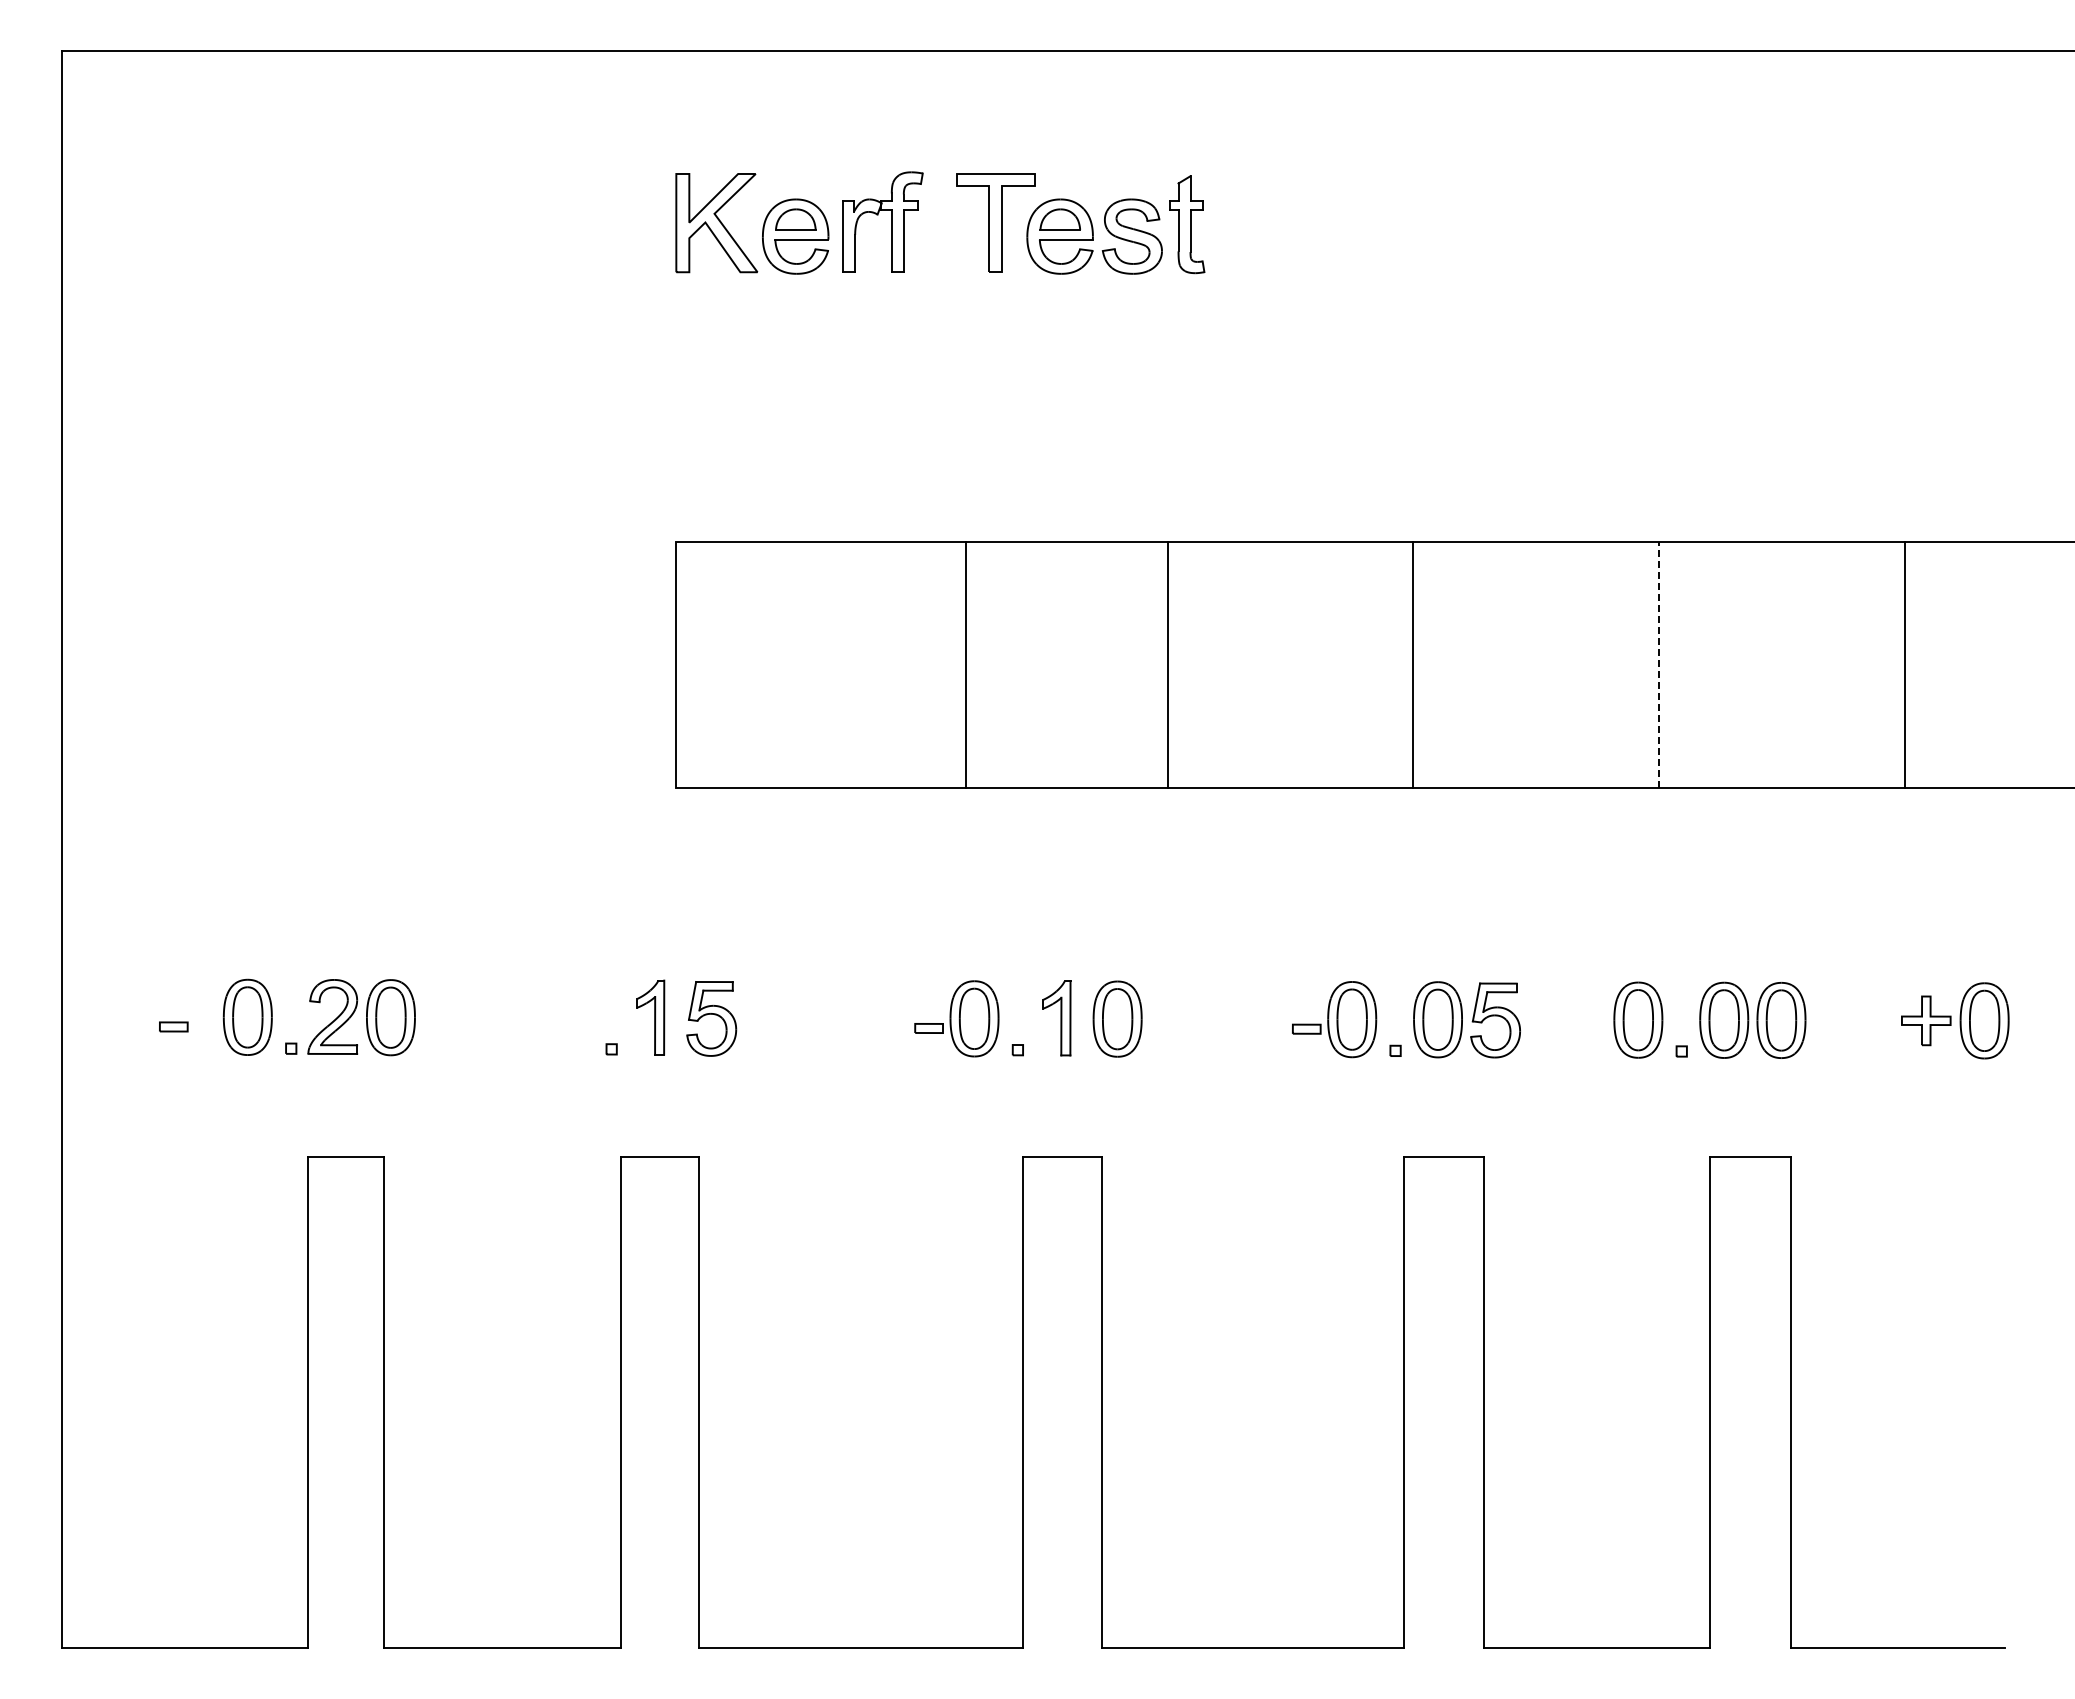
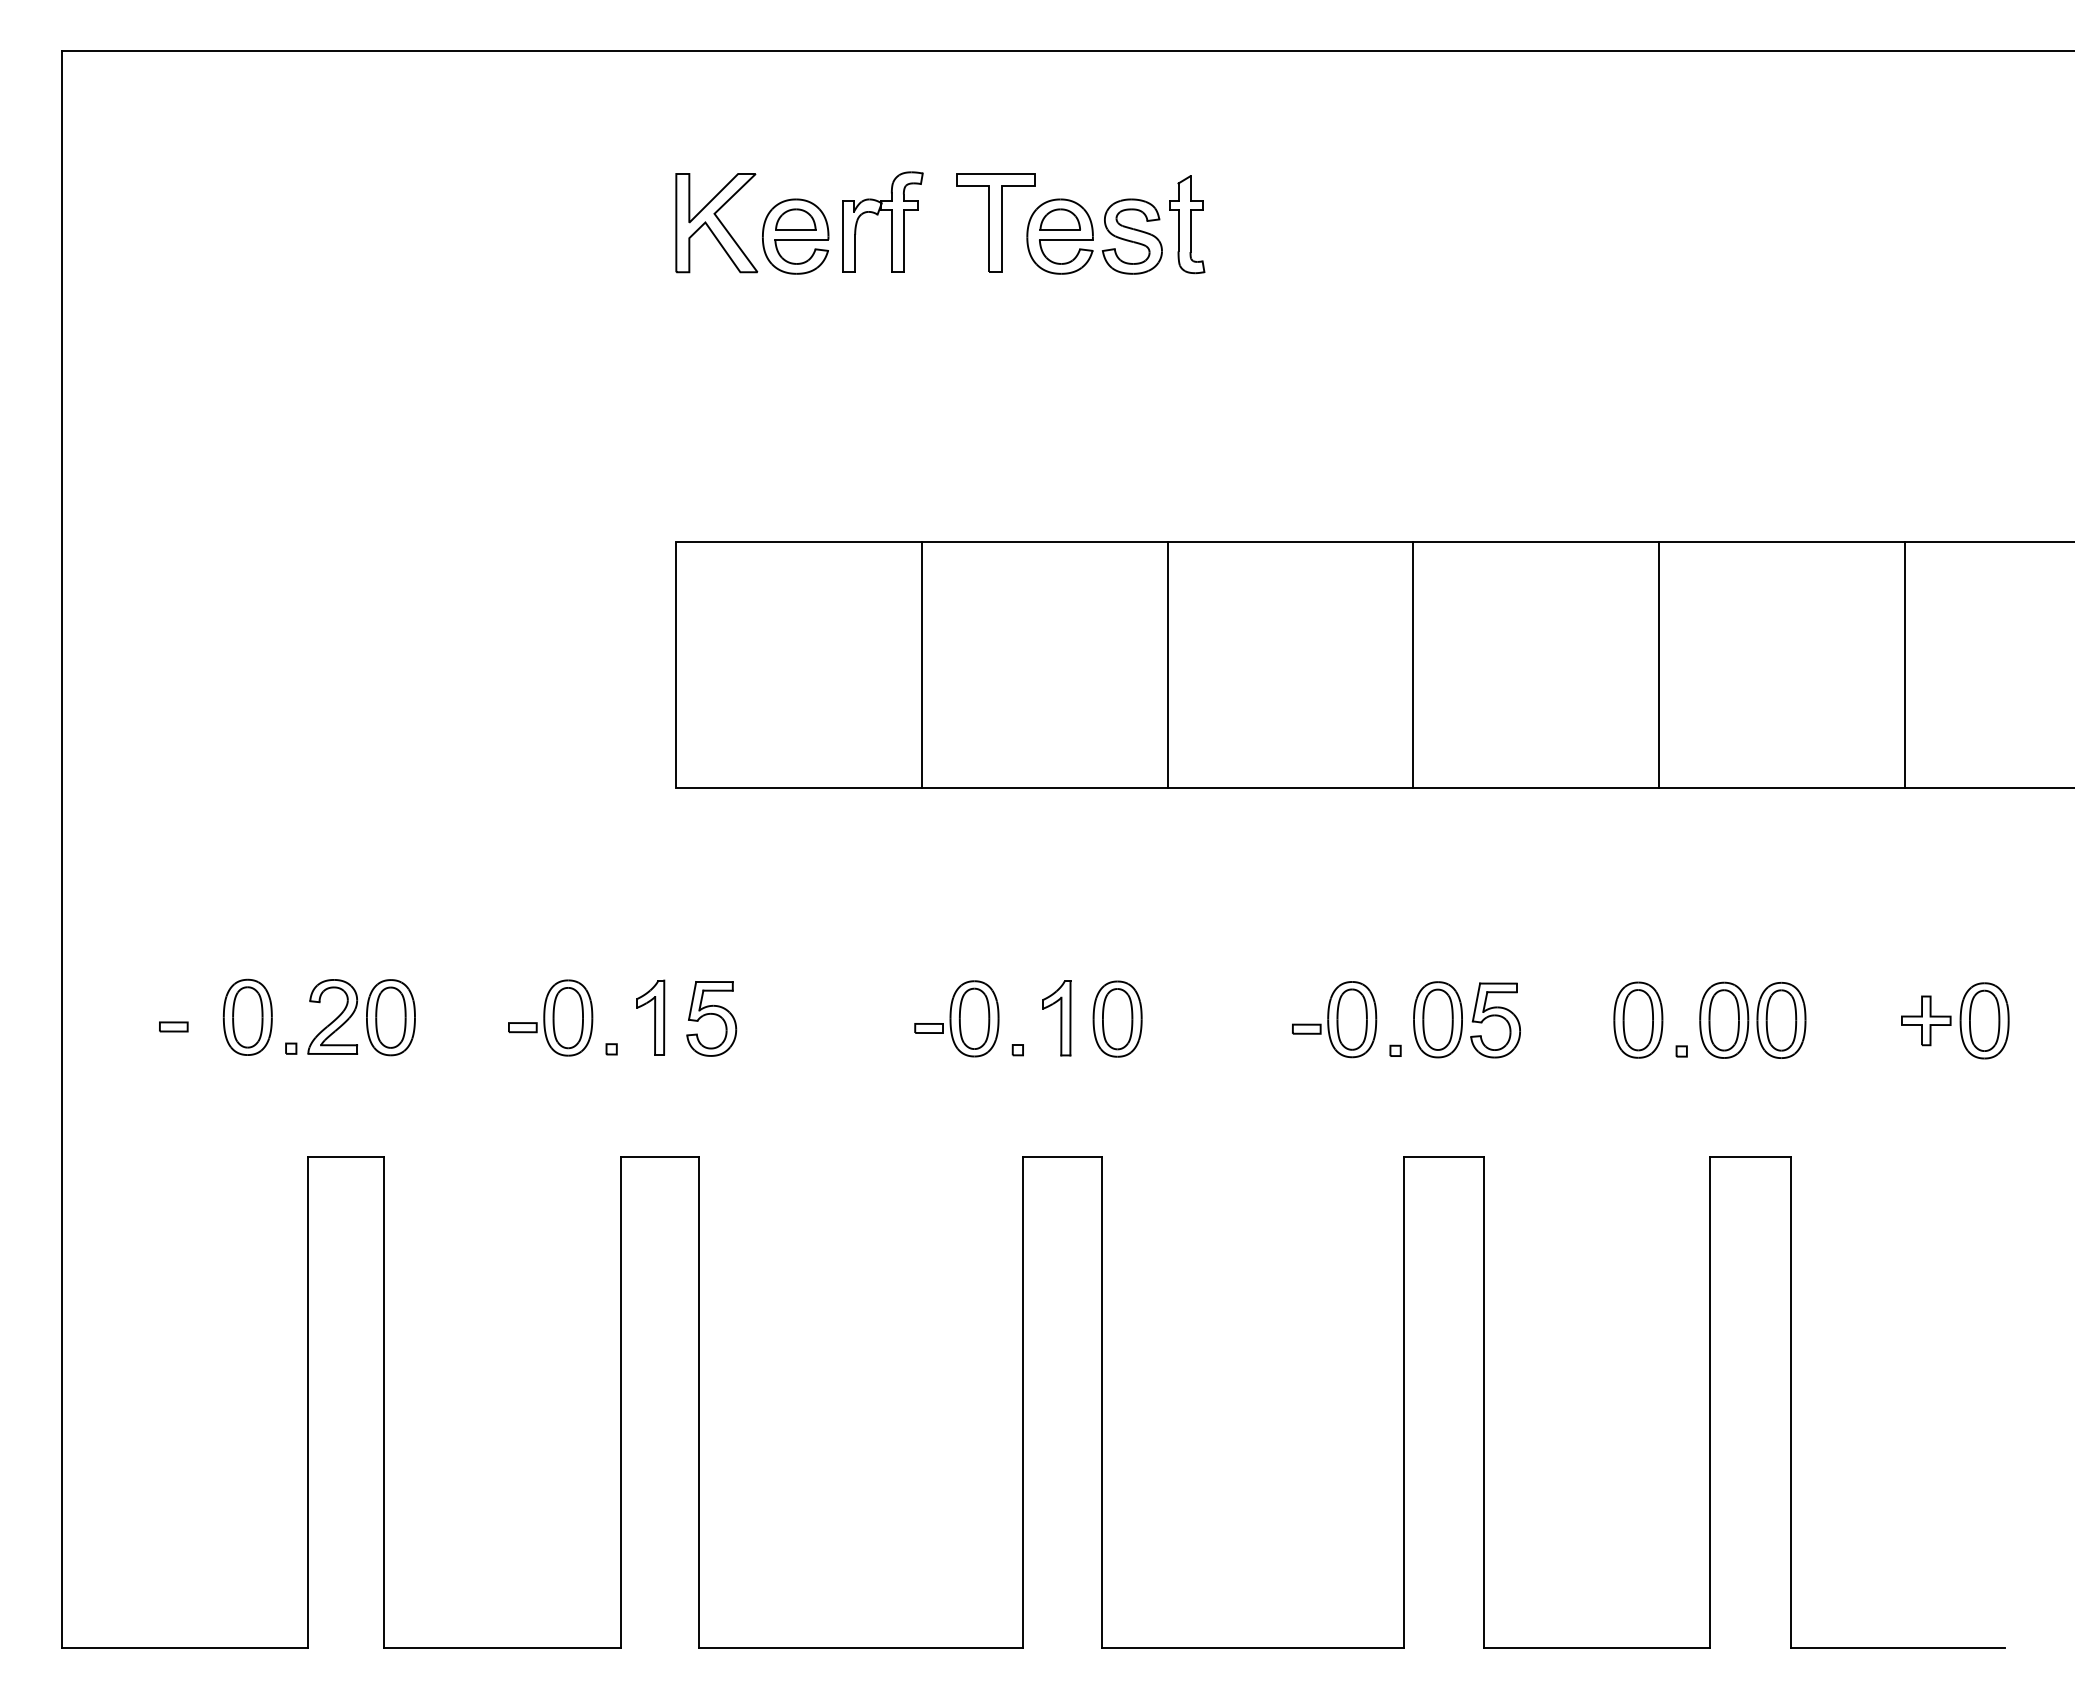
line position: (965, 665) -> (921, 665) (921, 665)
line: dashed -> solid (1658, 665)
part: none -> present (550, 1017)
